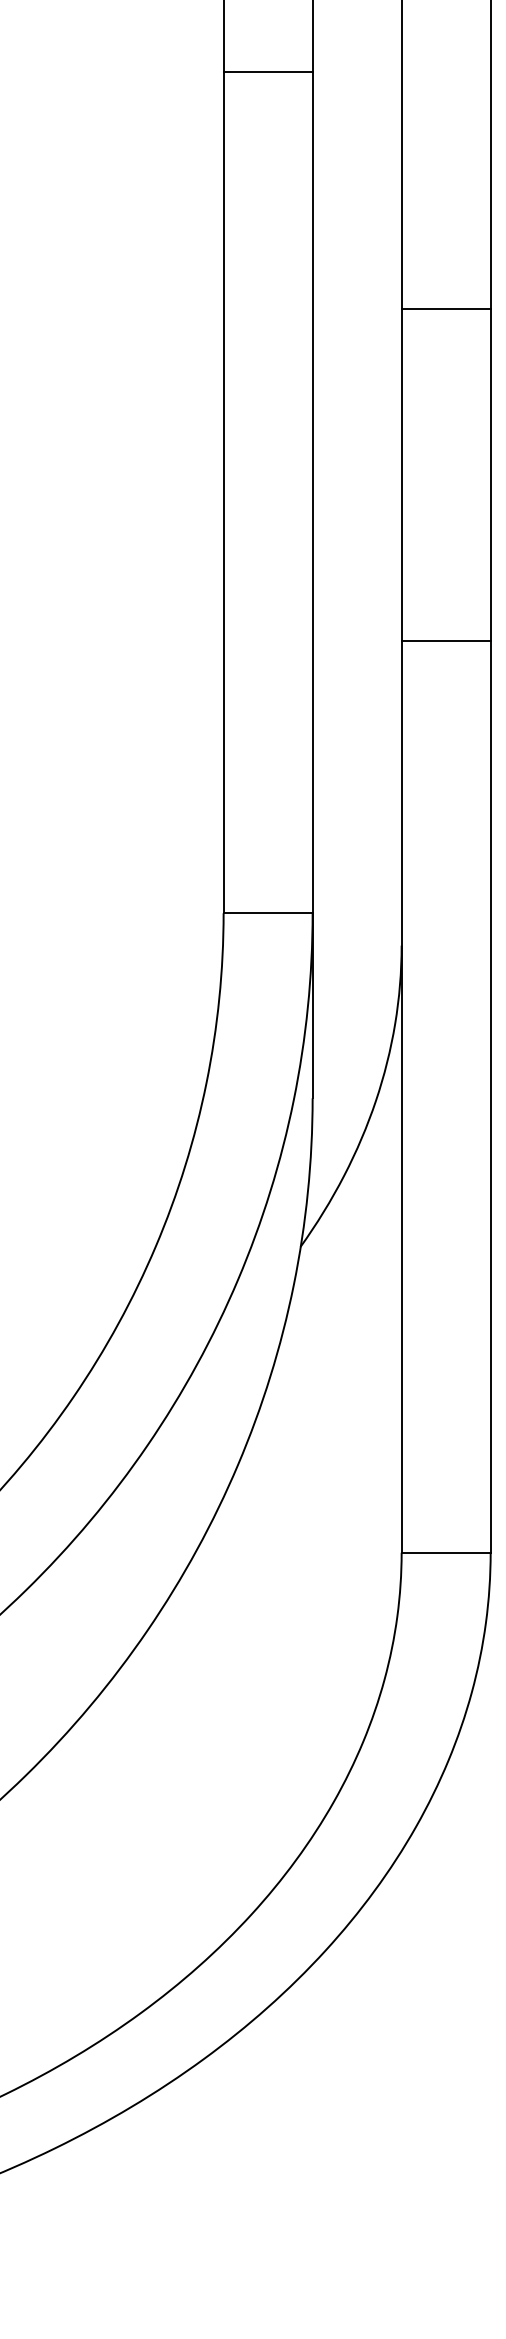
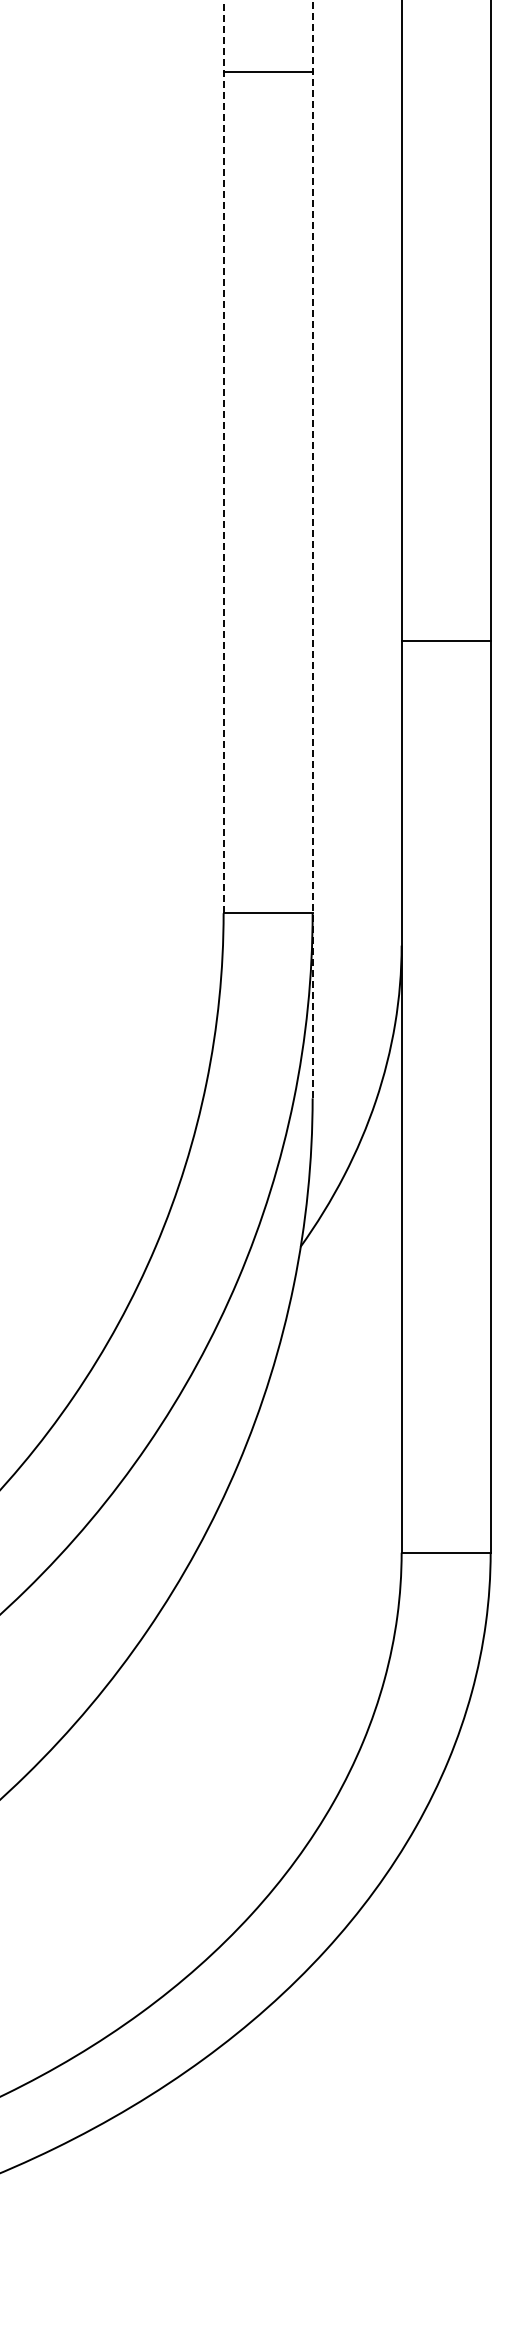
line: present -> none (445, 309)
line: solid -> dashed (223, 456)
line: solid -> dashed (312, 549)
